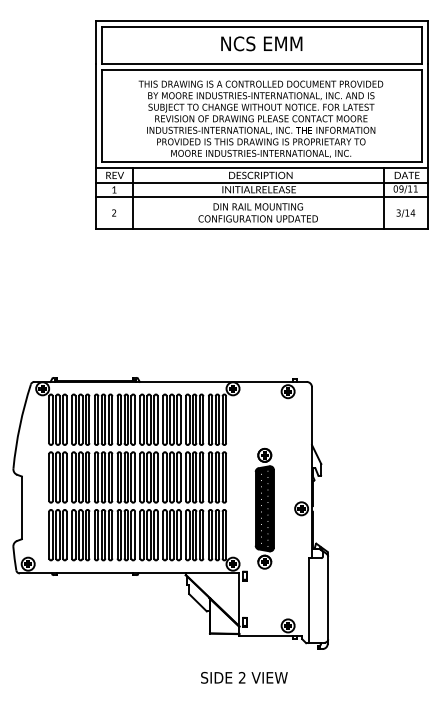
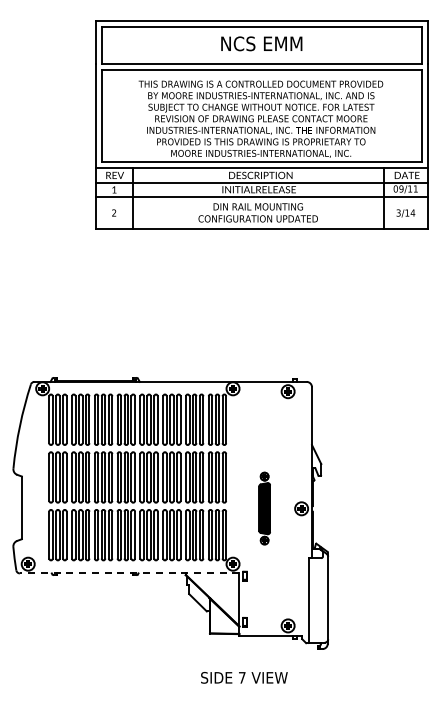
part size: 21x123 px -> 13x75 px (264, 508)
line: solid -> dashed (129, 573)
text: 2 -> 7 (241, 677)
